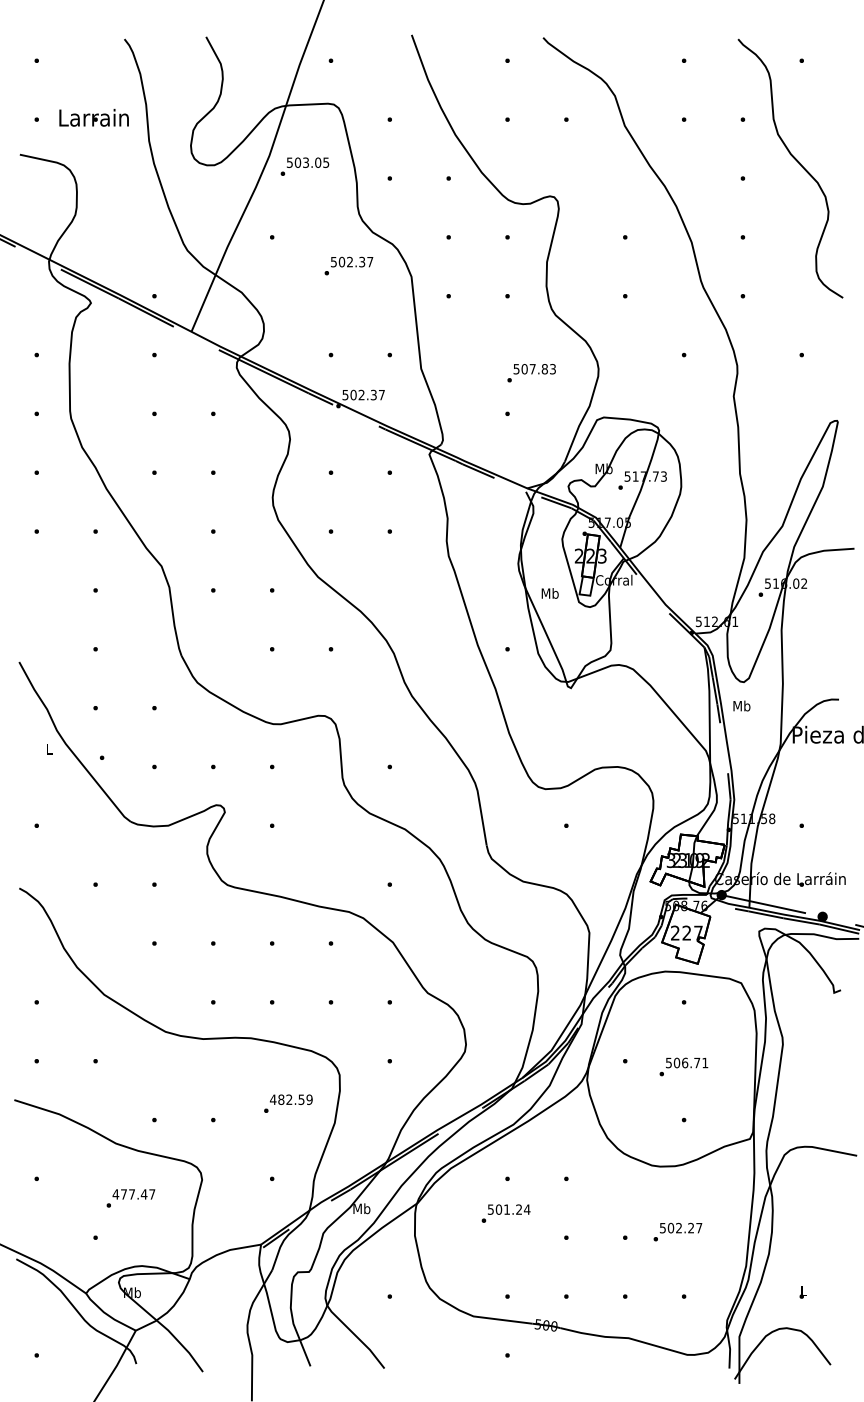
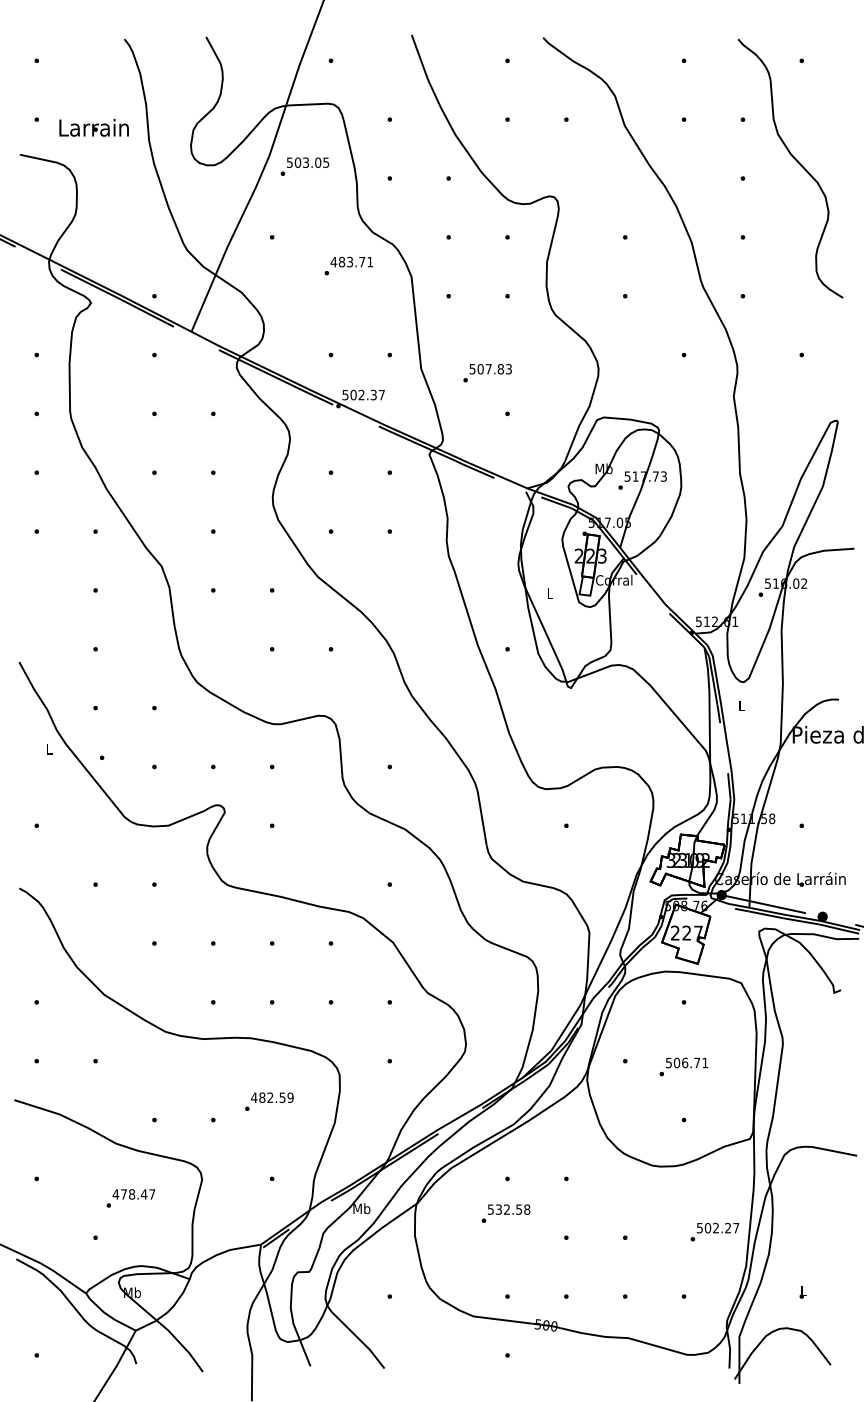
text position: (93, 117) -> (93, 127) (93, 127)
text: 502.37 -> 483.71 (351, 261)
text position: (531, 373) -> (487, 373) (487, 373)
text: Mb -> L (549, 593)
text: Mb -> L (741, 705)
text position: (288, 1103) -> (269, 1101) (269, 1101)
text: 477.47 -> 478.47 (132, 1194)
text: 501.24 -> 532.58 (512, 1209)
text position: (677, 1231) -> (714, 1231) (714, 1231)
